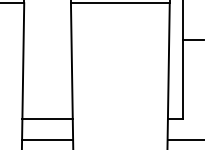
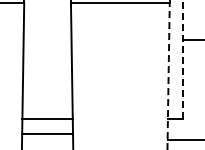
line: solid -> dashed (182, 59)
line: solid -> dashed (168, 76)
line position: (47, 140) -> (47, 134) (47, 134)
